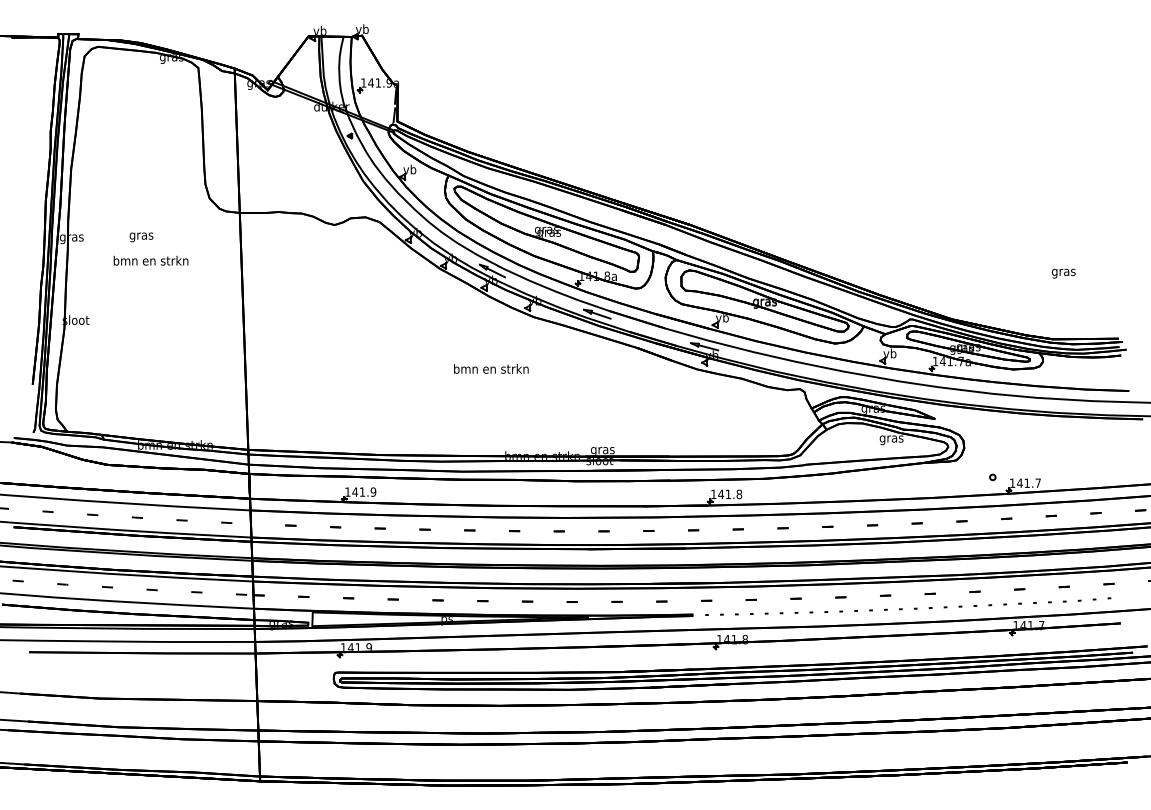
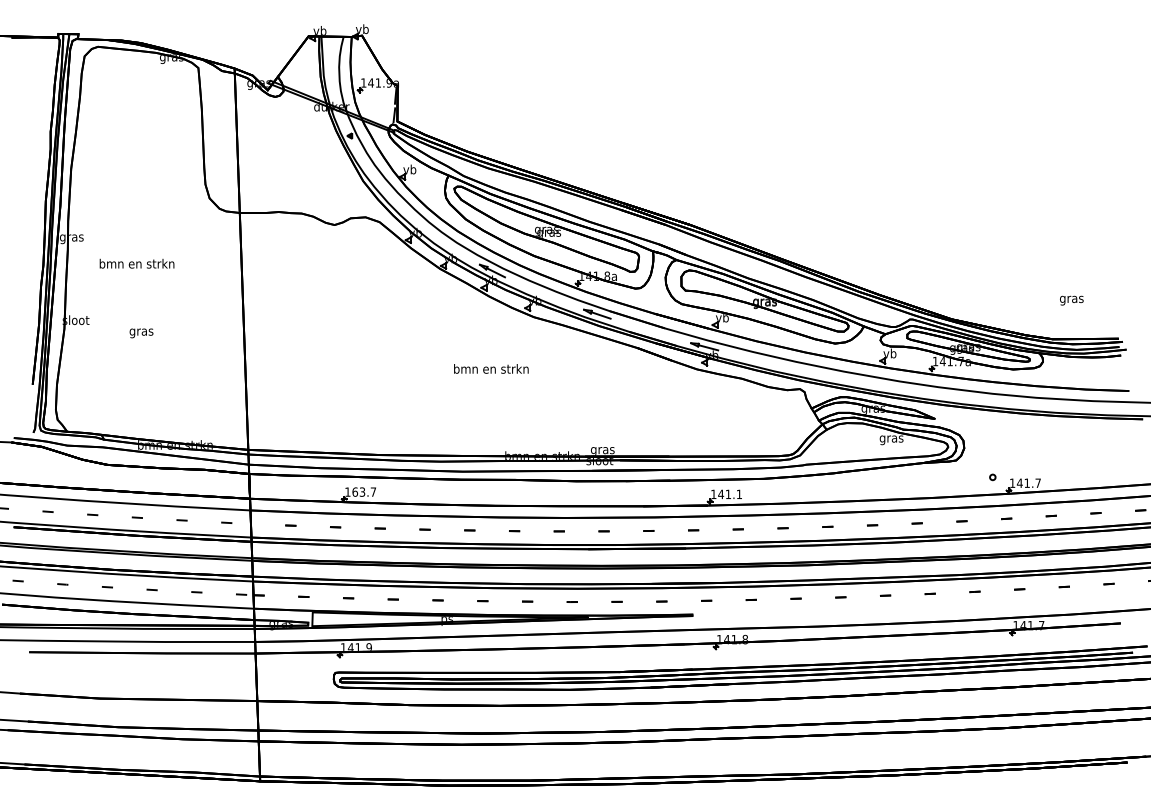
text position: (141, 237) -> (141, 333) (141, 333)
text position: (150, 260) -> (136, 263) (136, 263)
text position: (1063, 273) -> (1071, 300) (1071, 300)
text: 141.9 -> 163.7 (364, 491)
text: 141.8 -> 141.1 (739, 494)
curve: present -> none (914, 607)
